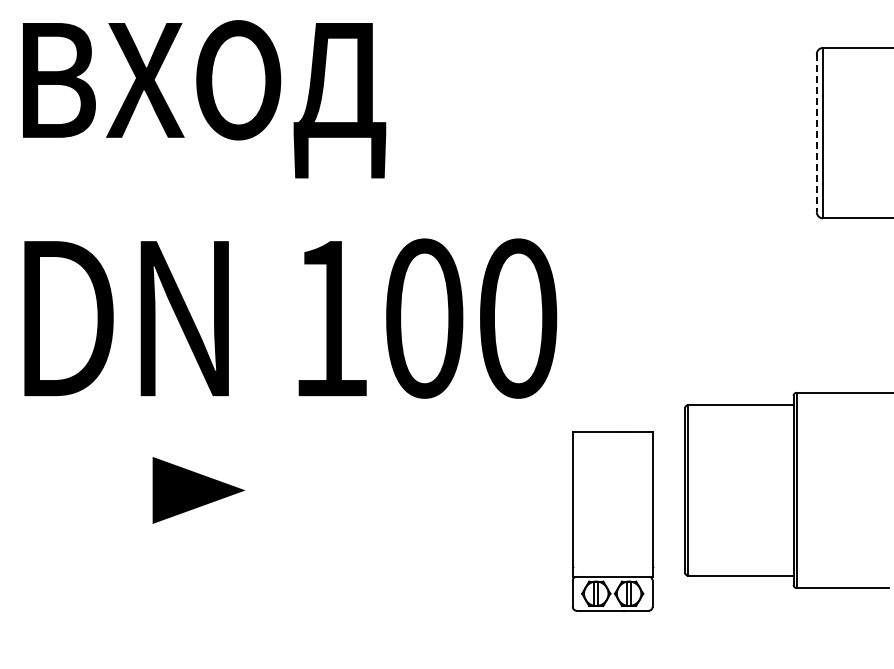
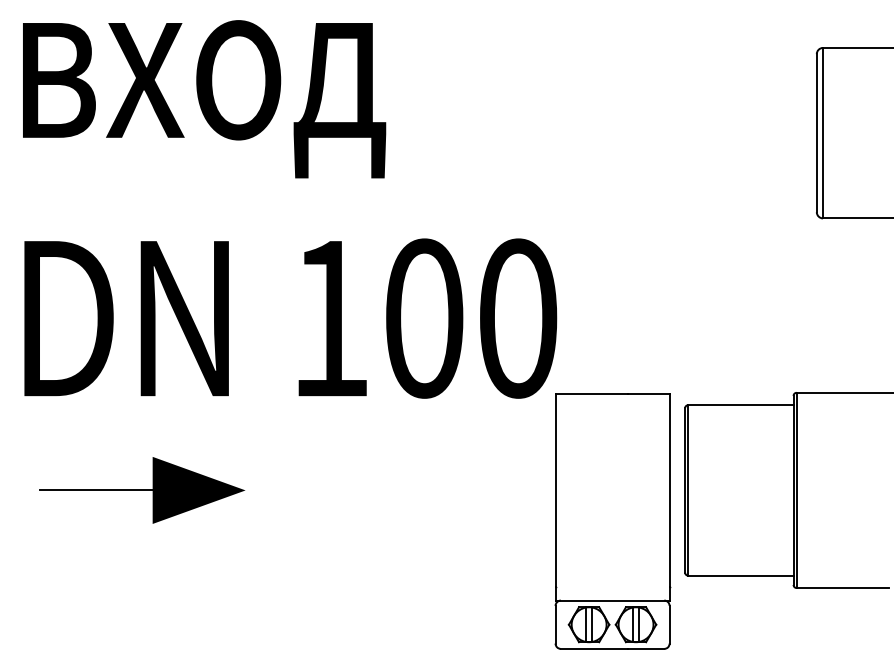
line: dashed -> solid (816, 133)
line: none -> present (96, 490)
part size: 84x181 px -> 118x257 px (612, 521)
